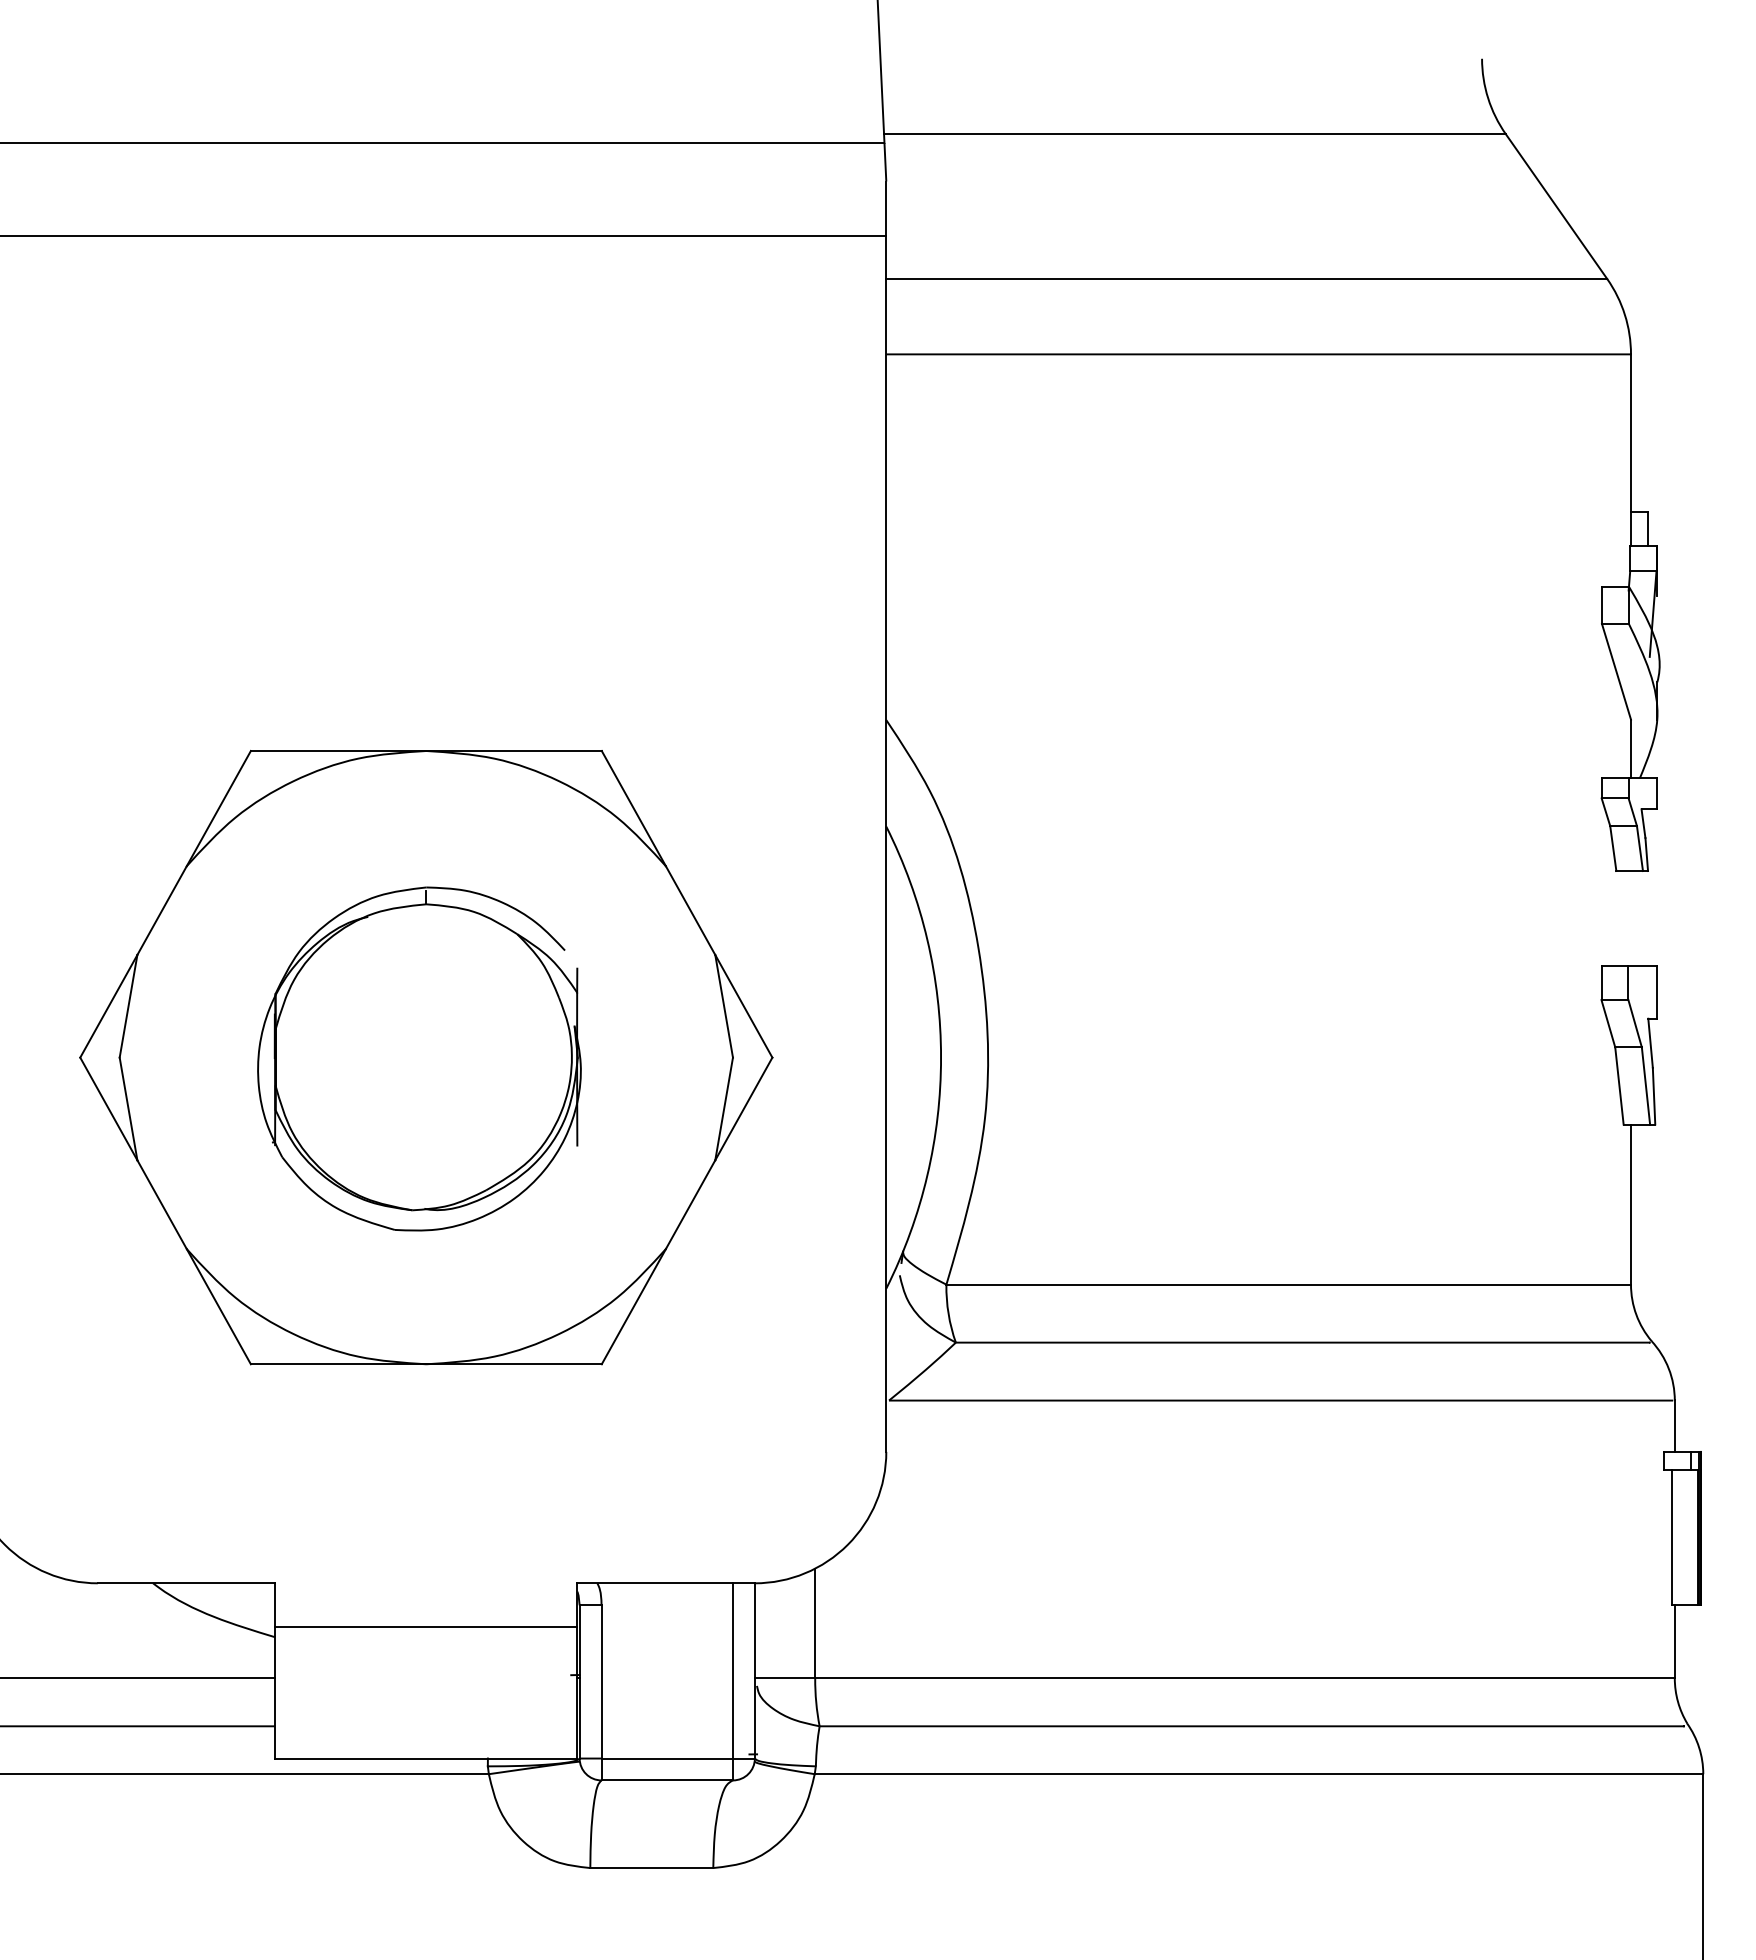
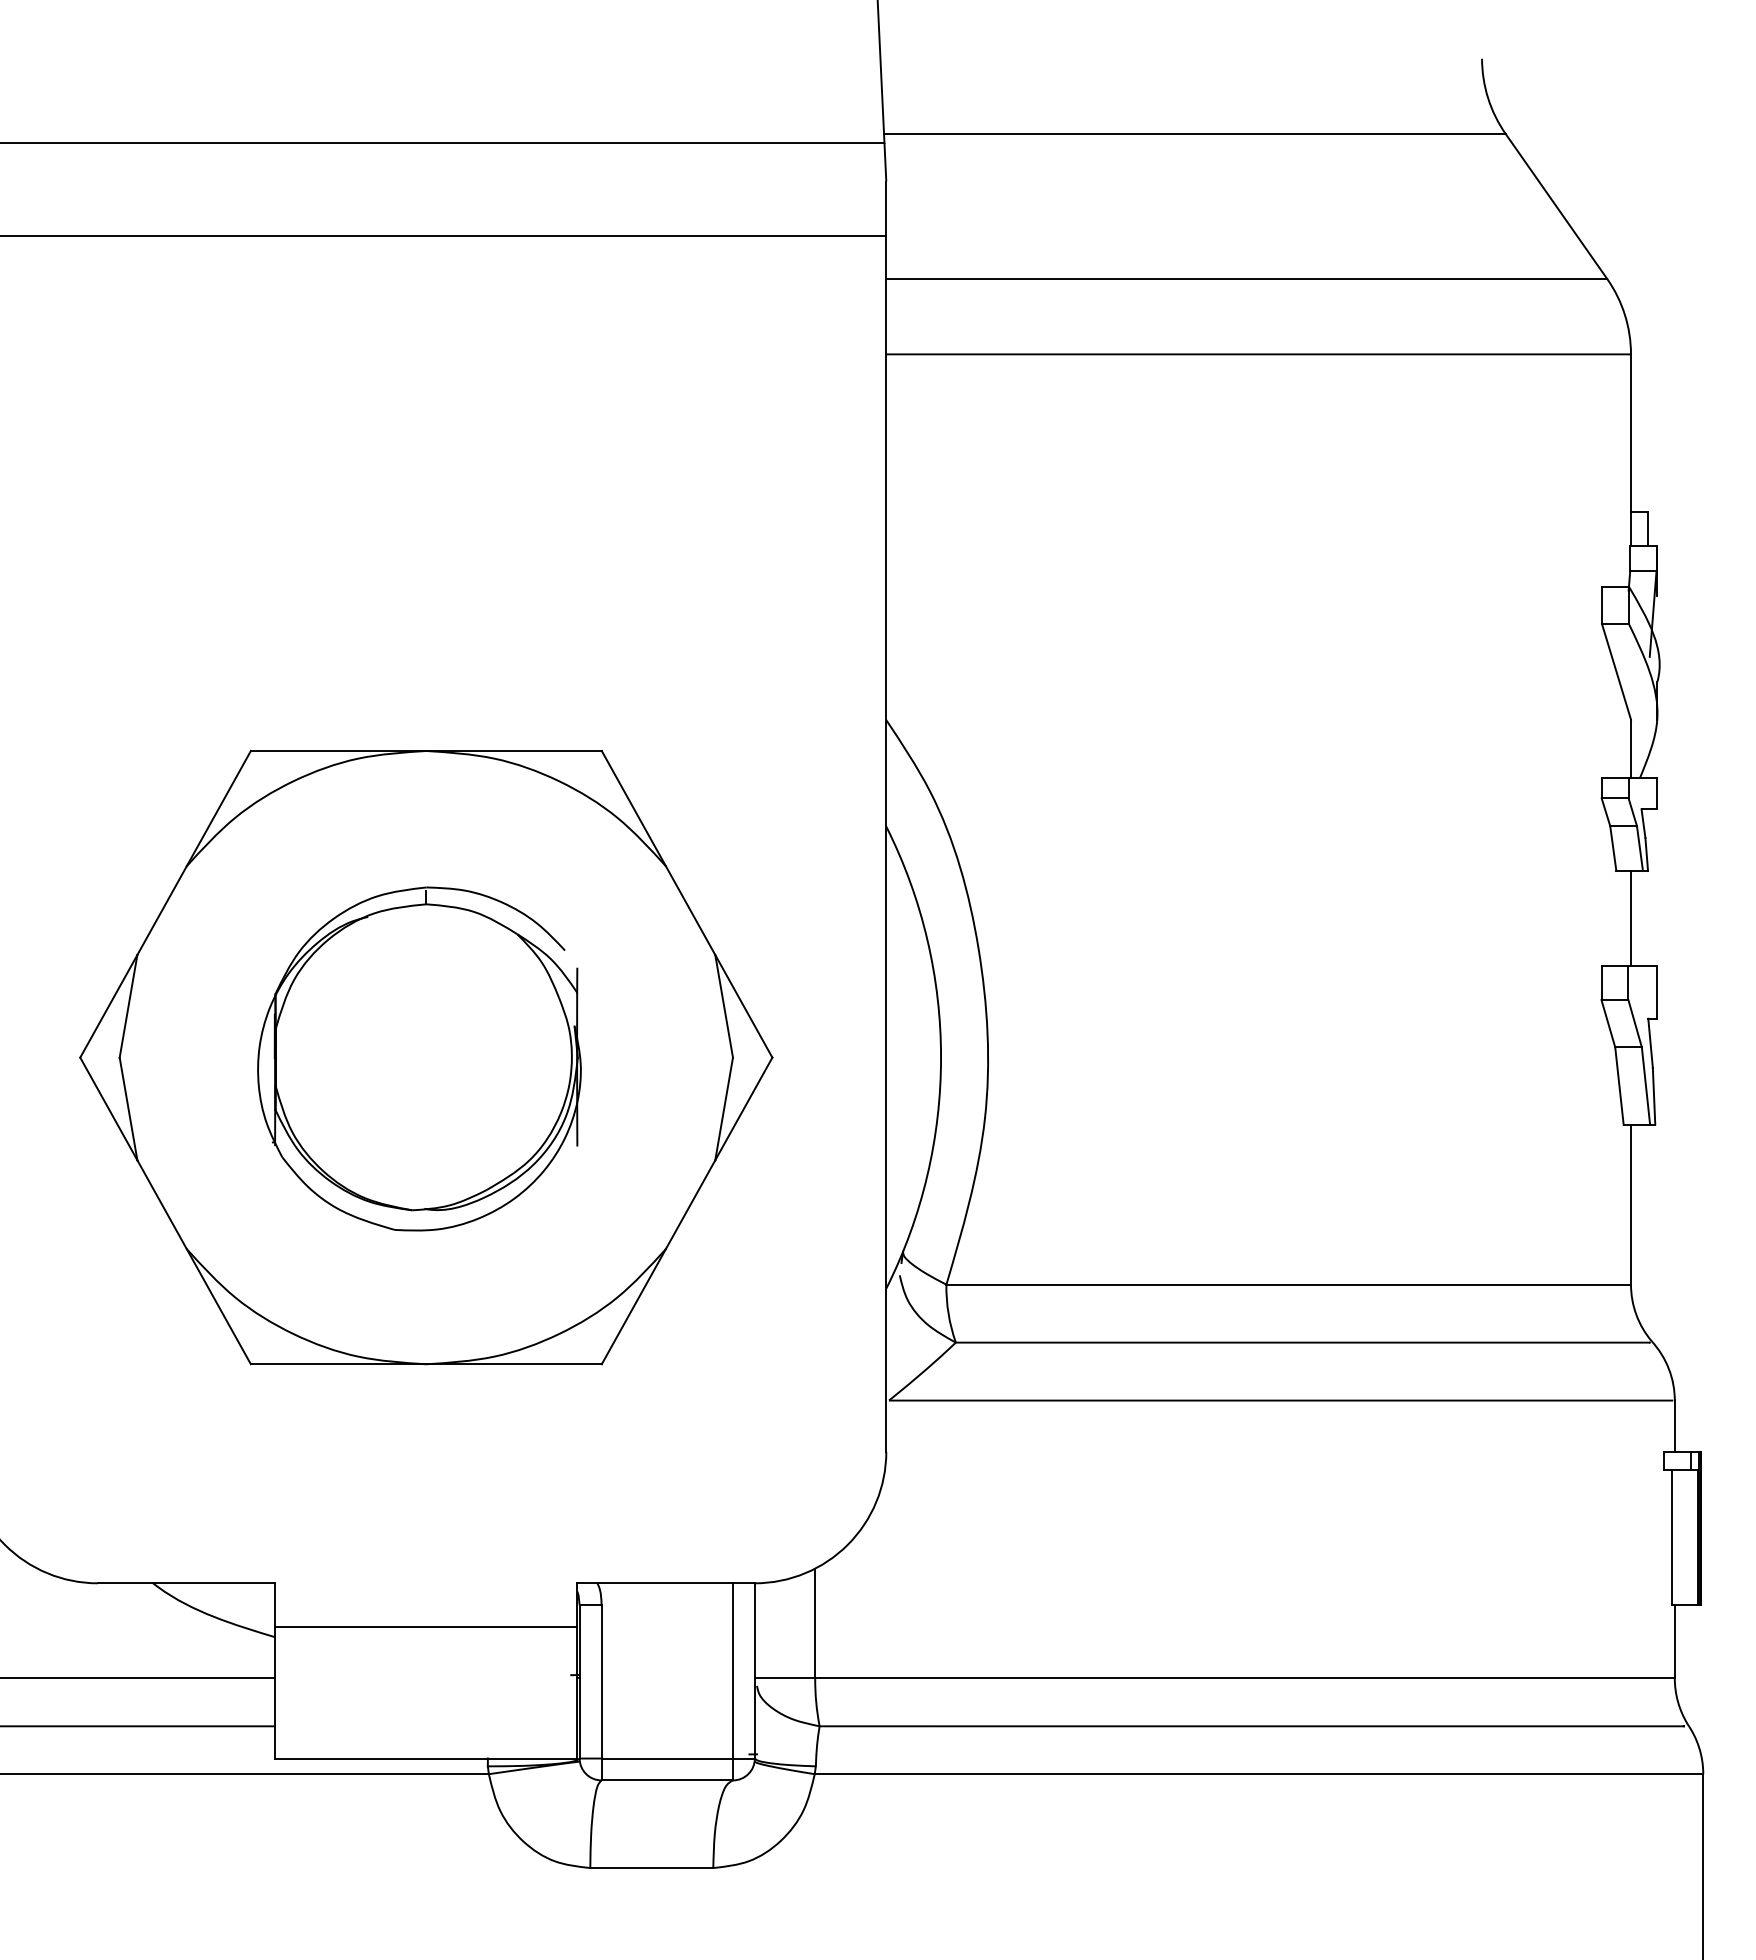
line: none -> present (1631, 918)
